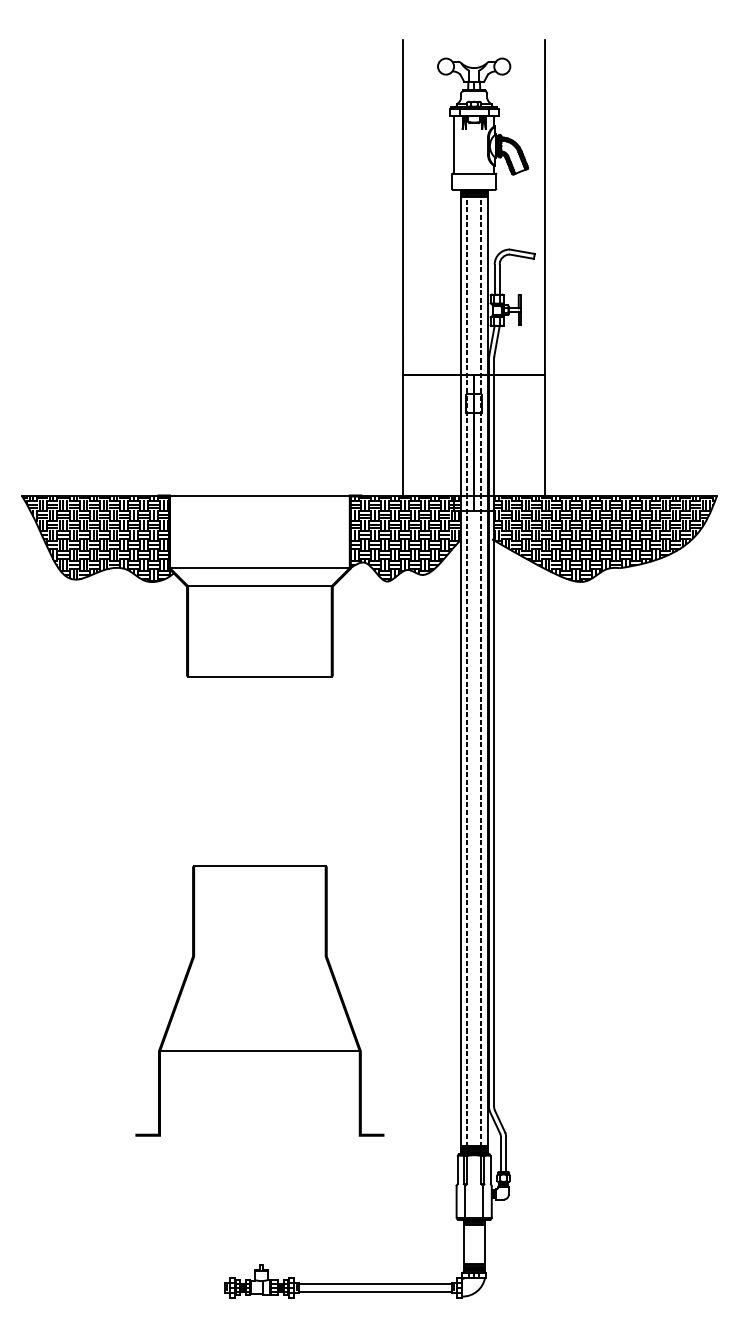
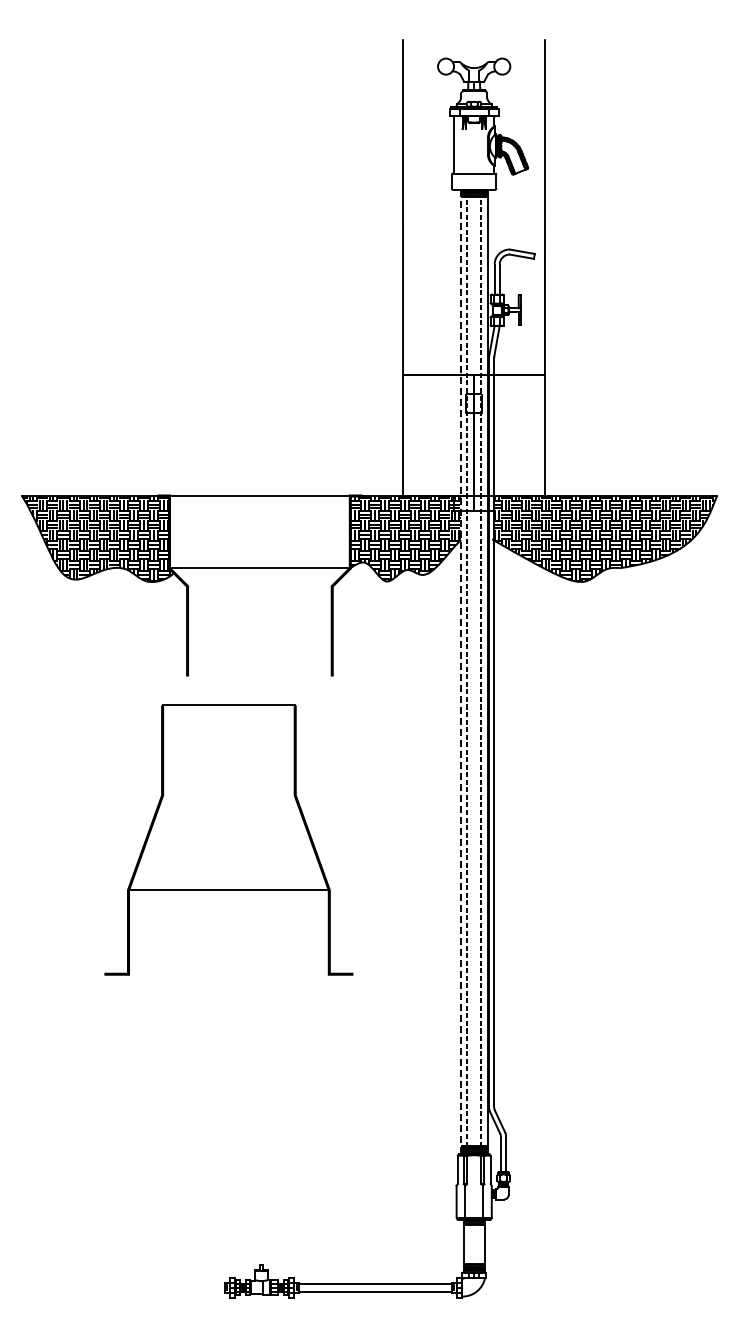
line: present -> none (259, 586)
line: solid -> dashed (460, 671)
line: present -> none (259, 676)
part position: (259, 1000) -> (228, 839) (228, 839)
